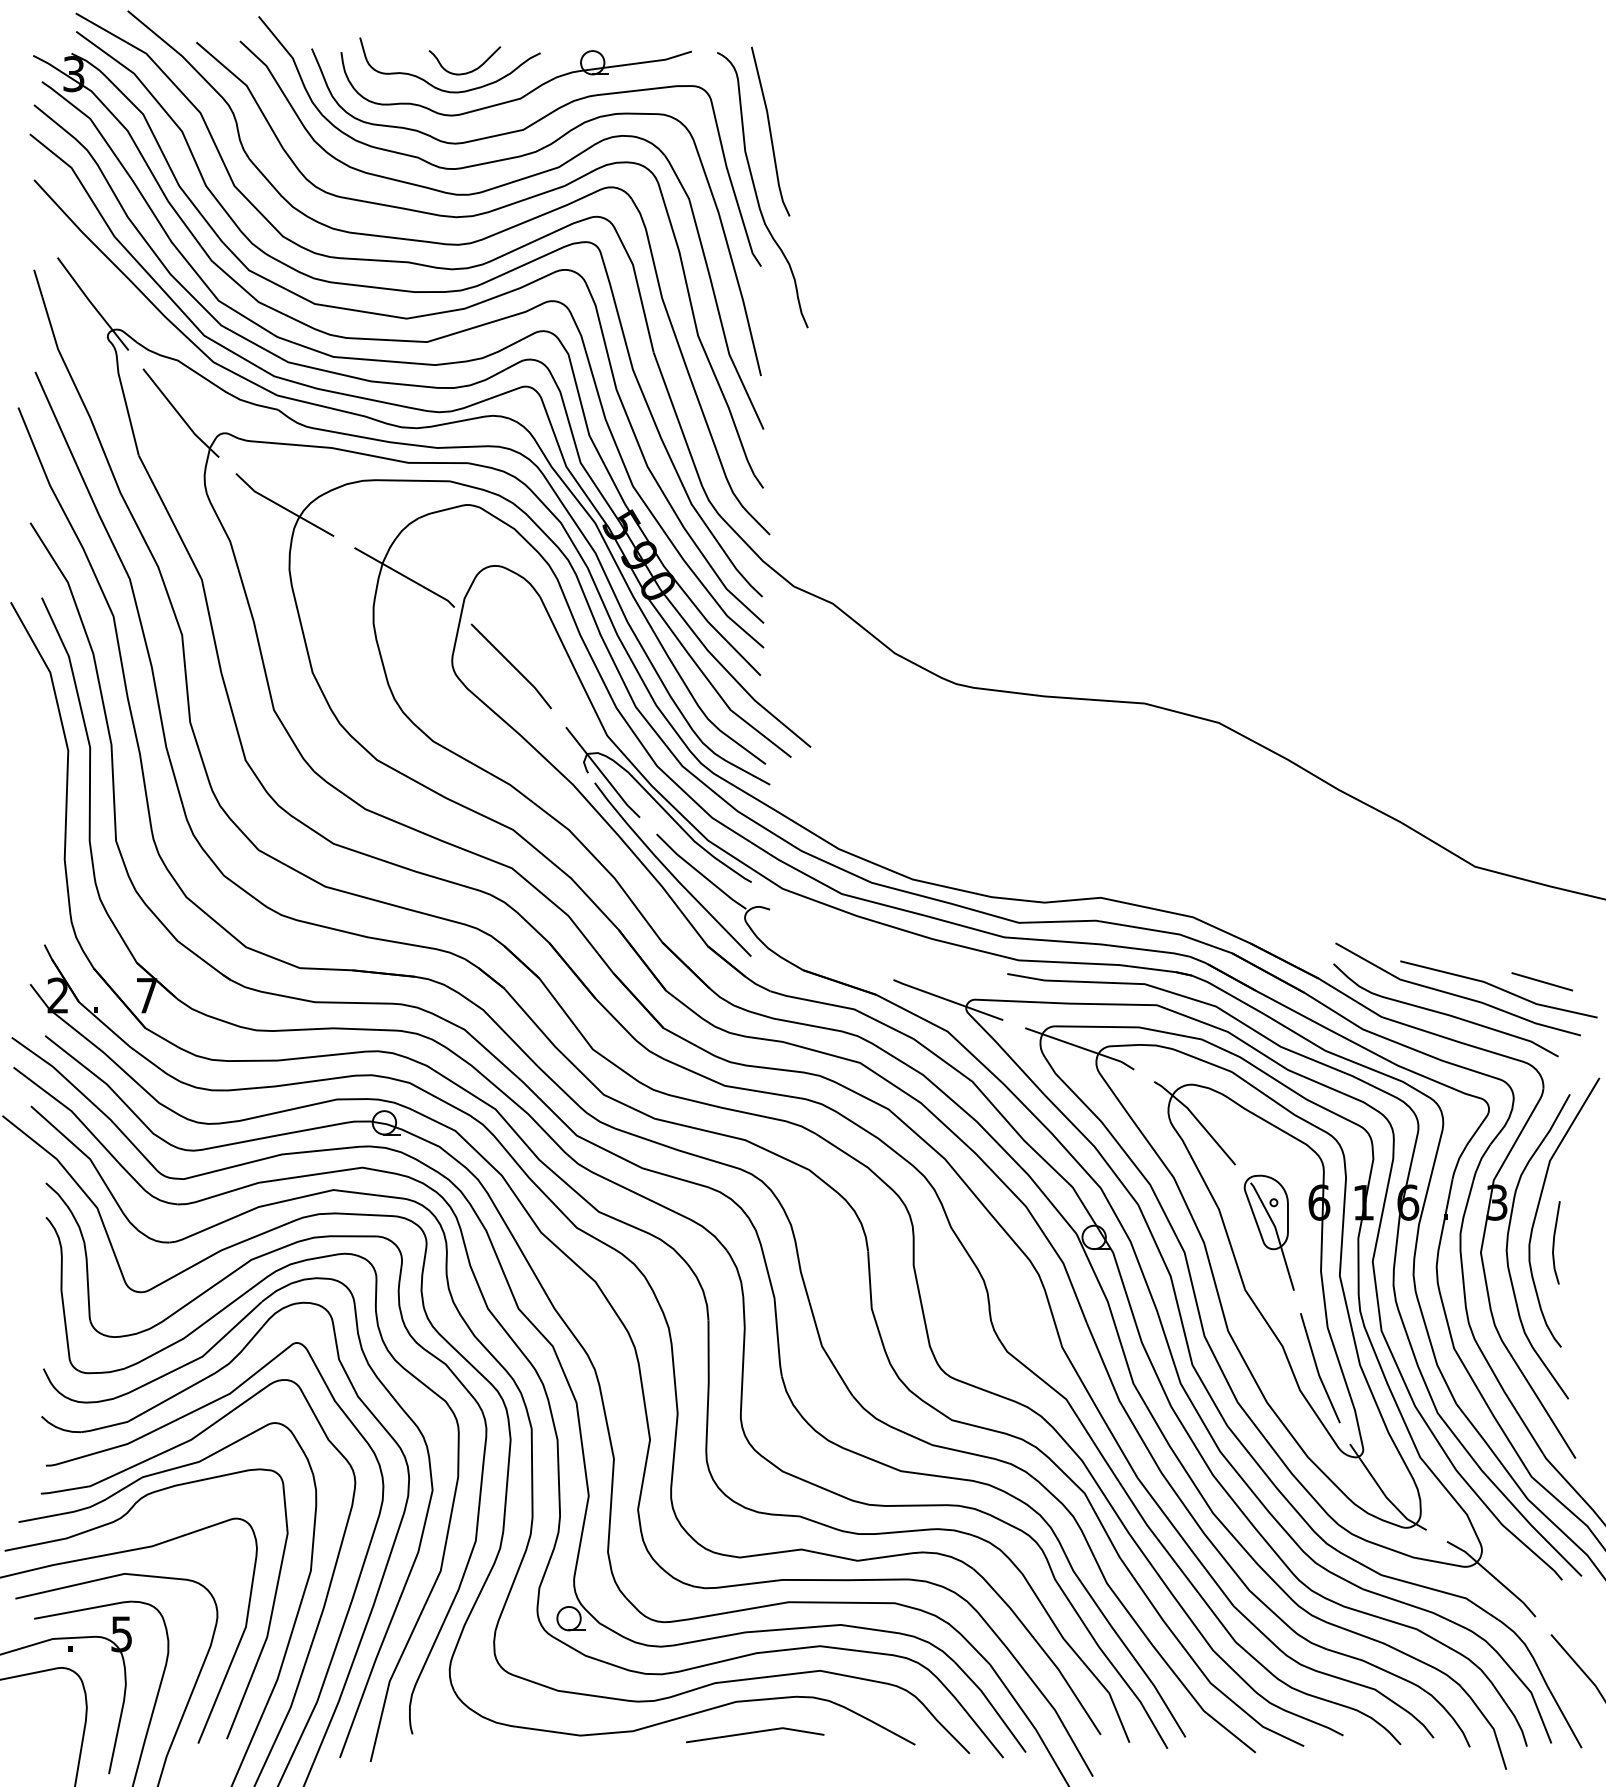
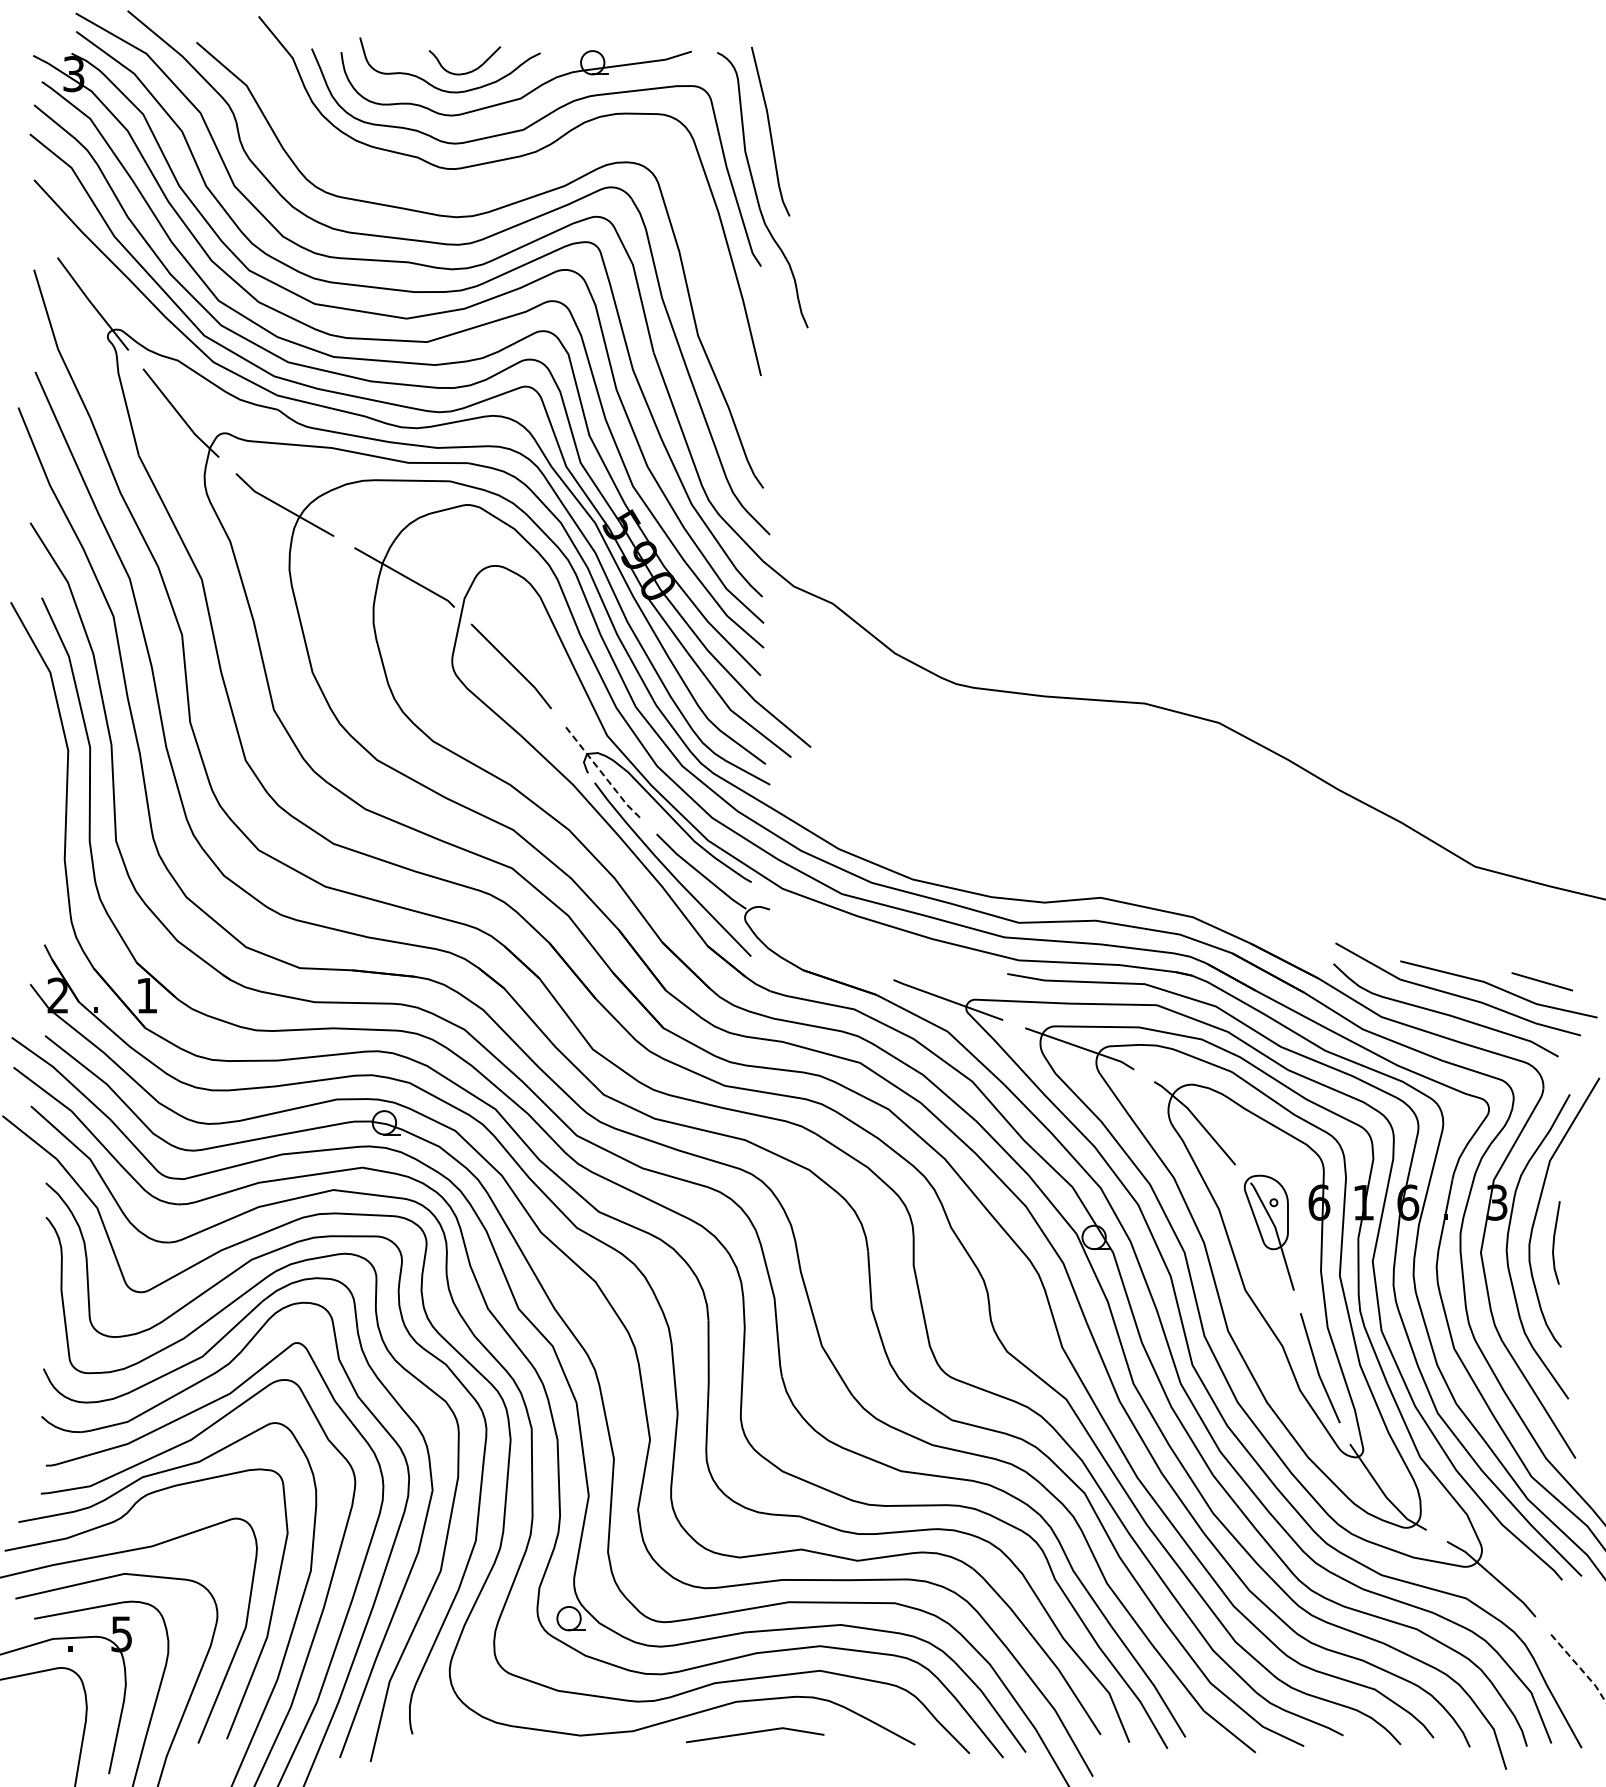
part: present -> none (487, 191)
line: solid -> dashed (602, 773)
text: 7 -> 1 (147, 995)
line: solid -> dashed (1579, 1667)
